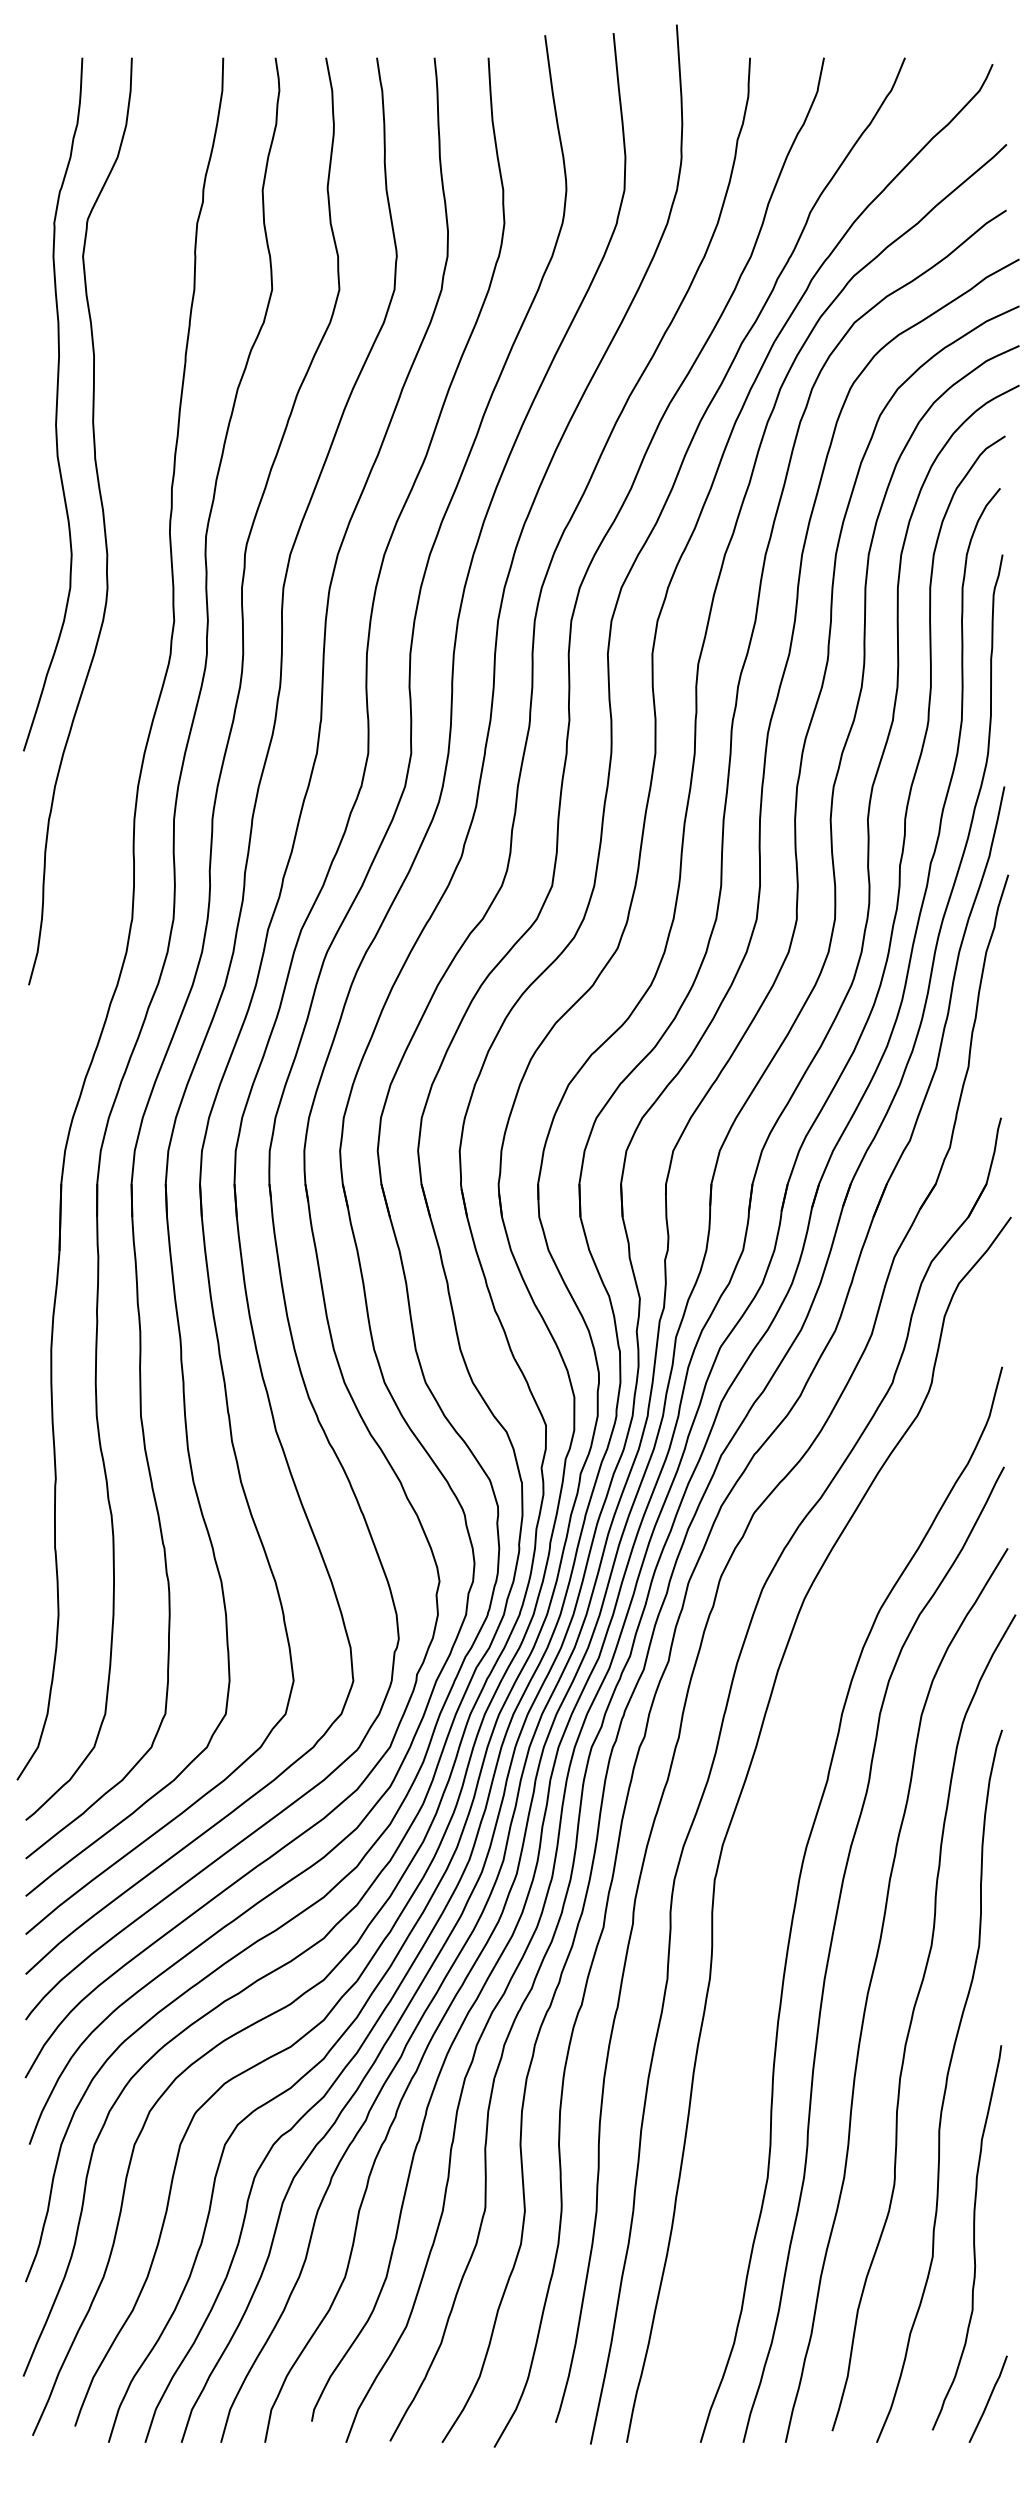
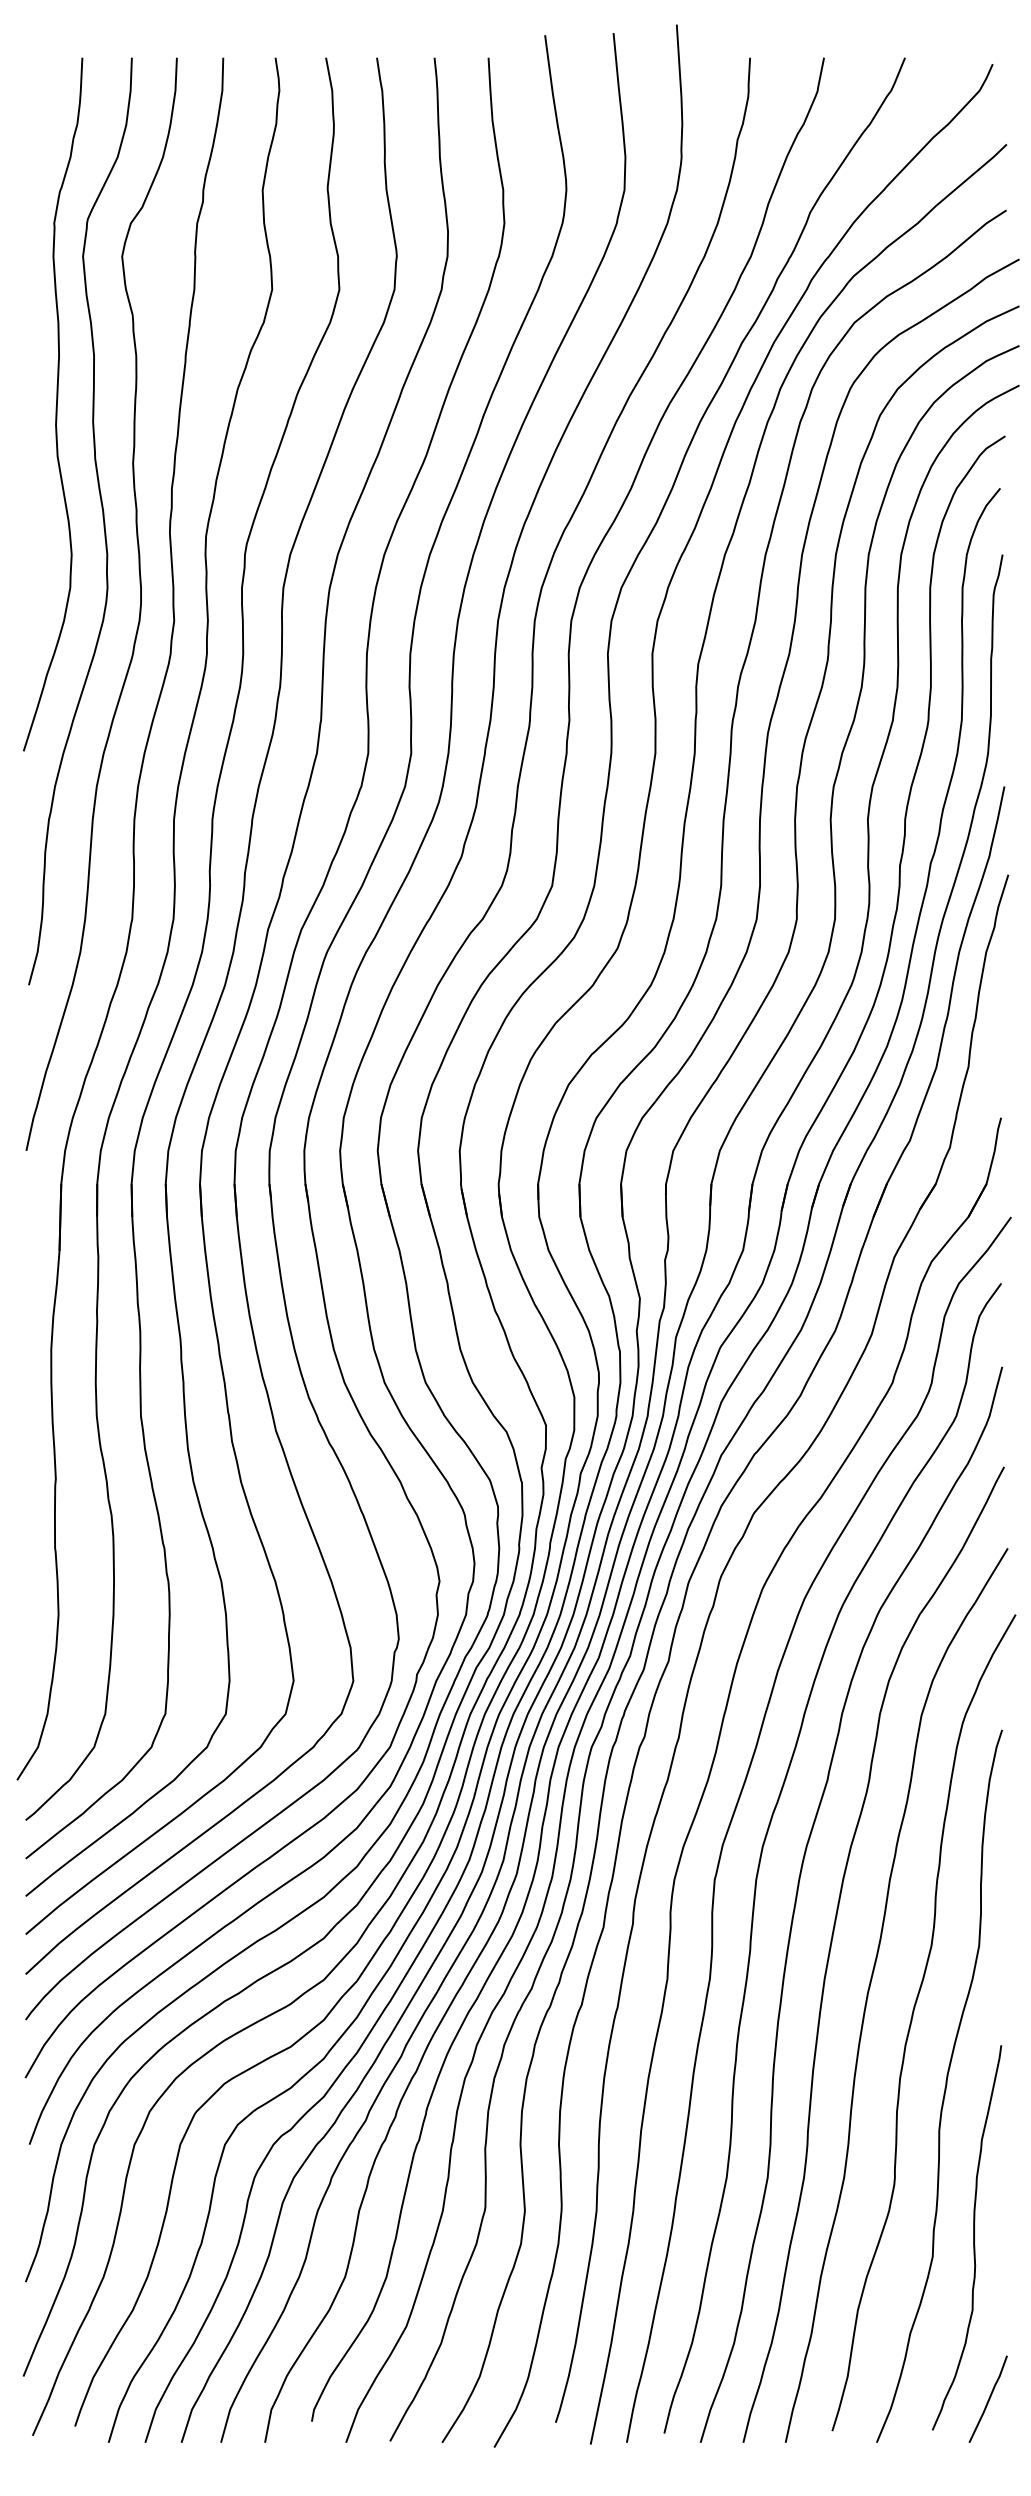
curve: none -> present (139, 606)
curve: none -> present (767, 1835)
